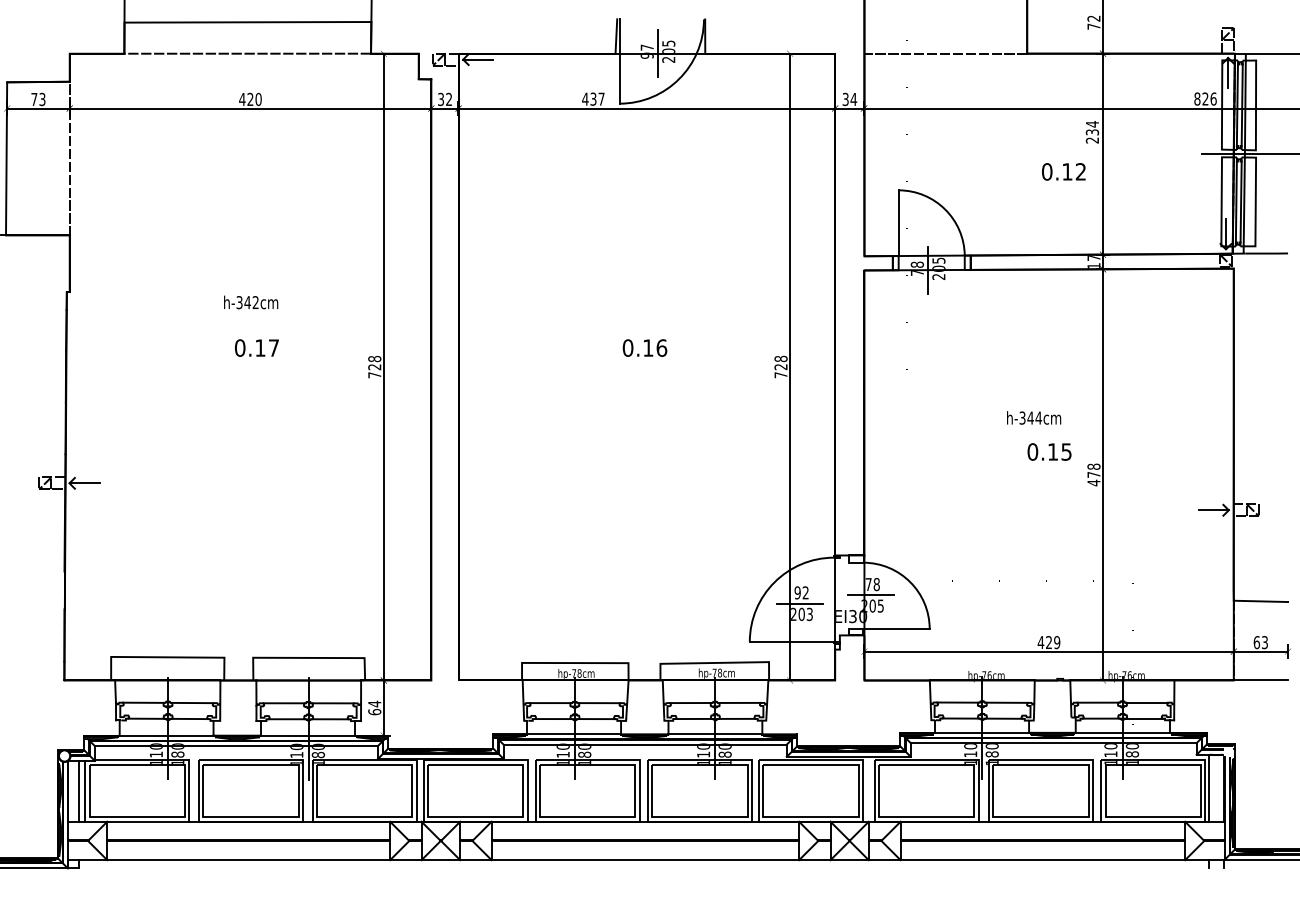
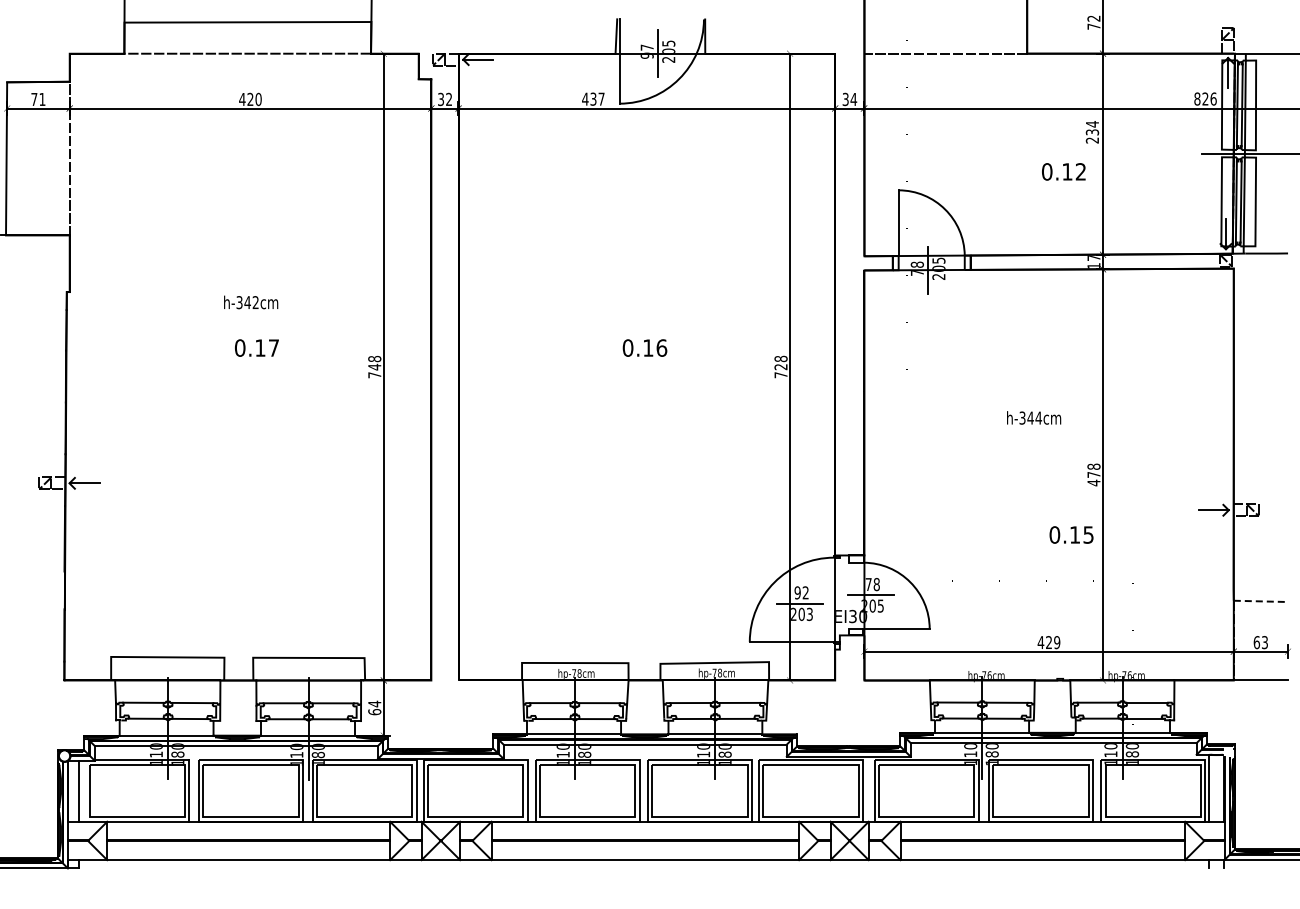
text: 73 -> 71 (42, 99)
text: 728 -> 748 (374, 366)
text position: (1049, 451) -> (1071, 534) (1071, 534)
line: solid -> dashed (1261, 601)
line: present -> none (85, 790)
